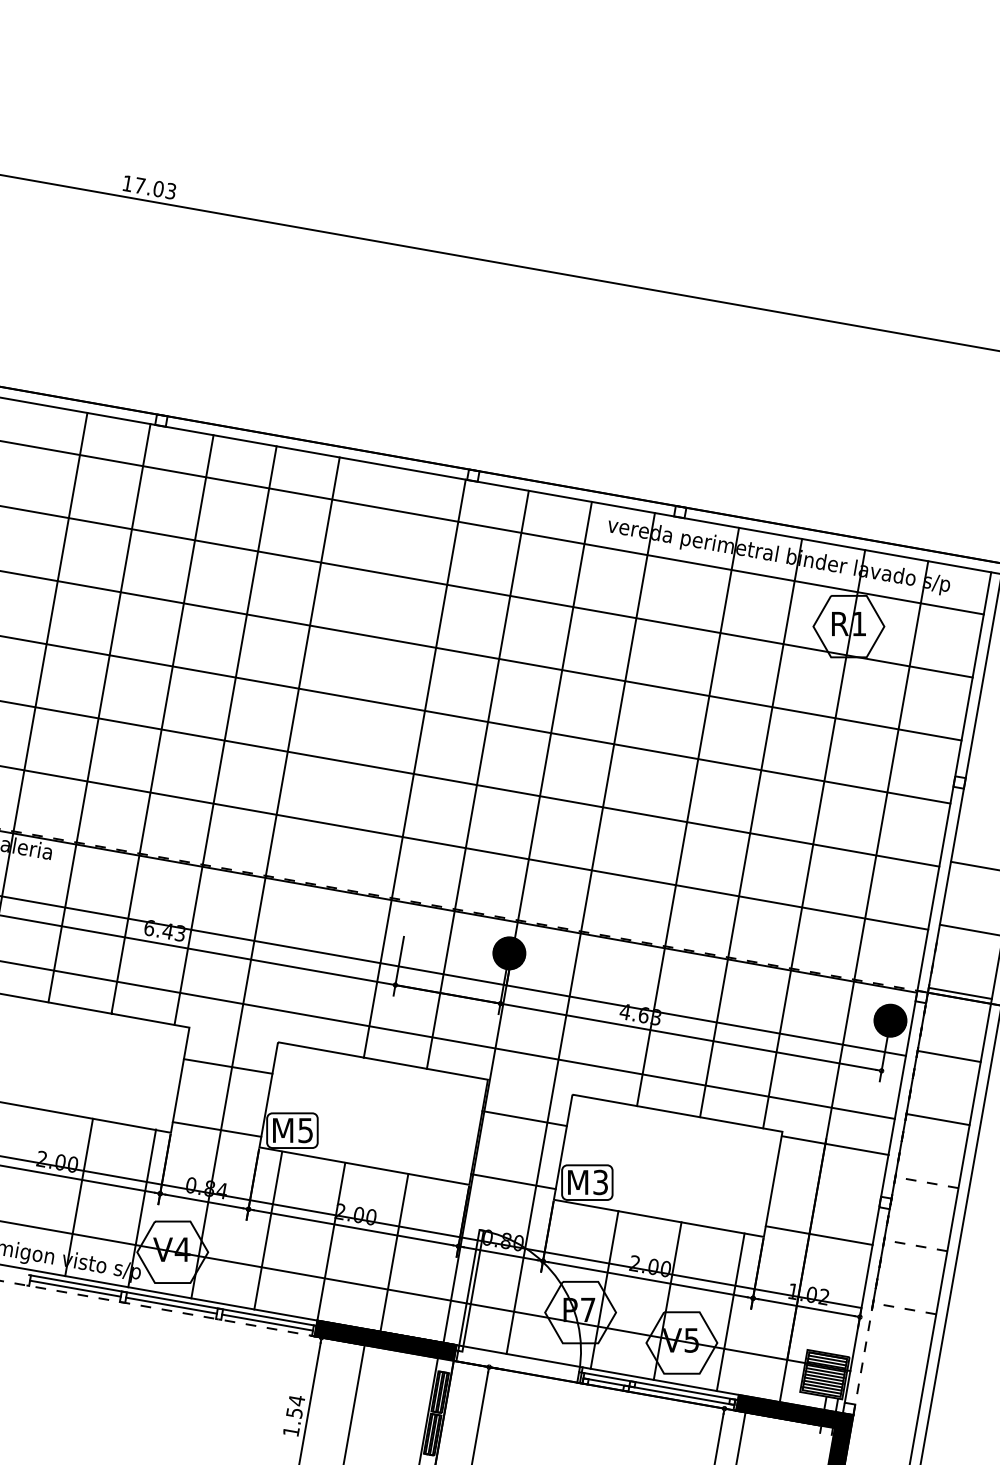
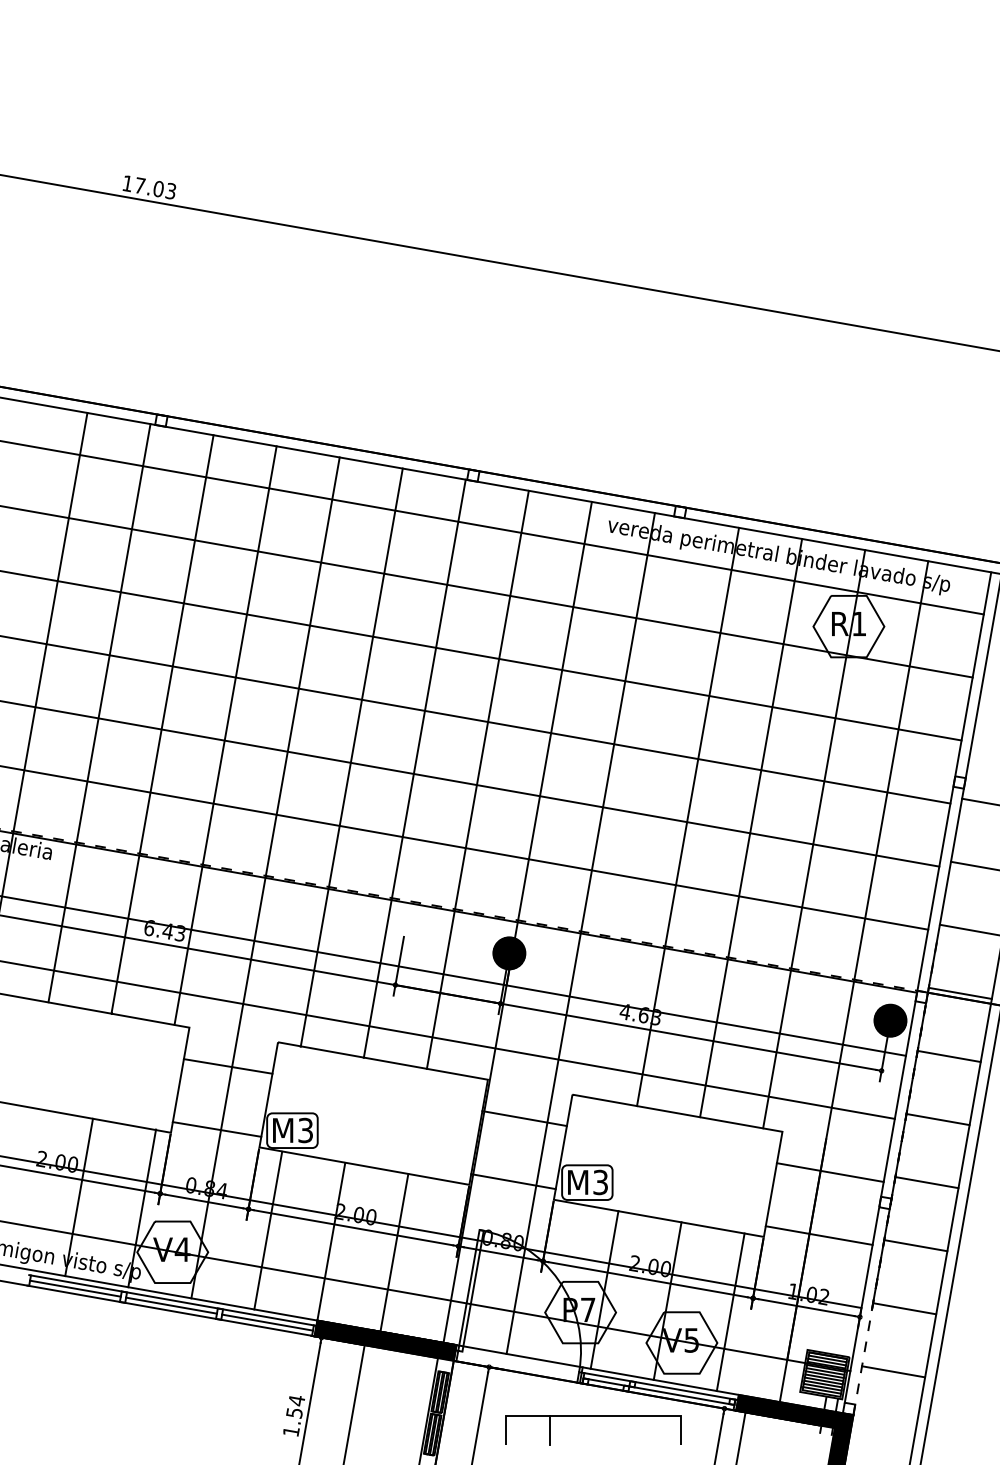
line: none -> present (351, 757)
line: none -> present (979, 801)
text: M5 -> M3 (305, 1129)
line position: (834, 1145) -> (829, 1172) (829, 1172)
line: dashed -> solid (926, 1182)
line: dashed -> solid (915, 1245)
line: dashed -> solid (156, 1308)
line: dashed -> solid (904, 1308)
line: none -> present (893, 1371)
part: none -> present (593, 1416)
